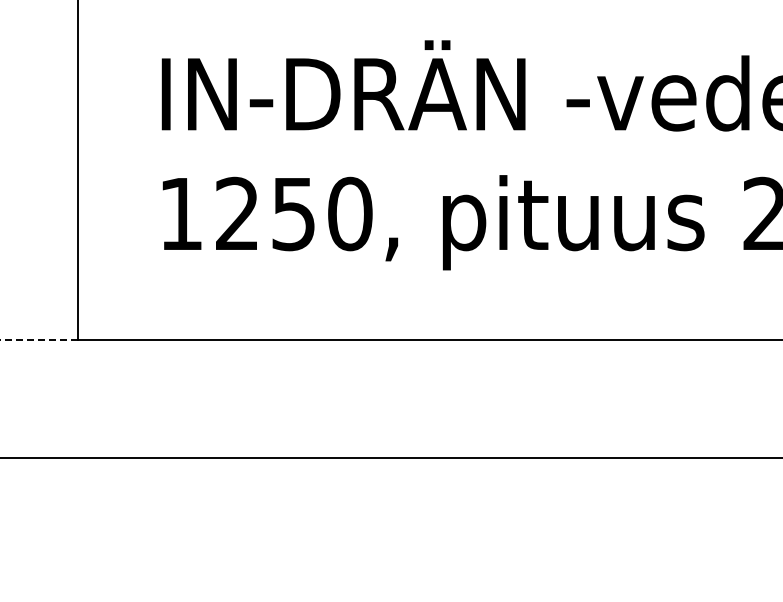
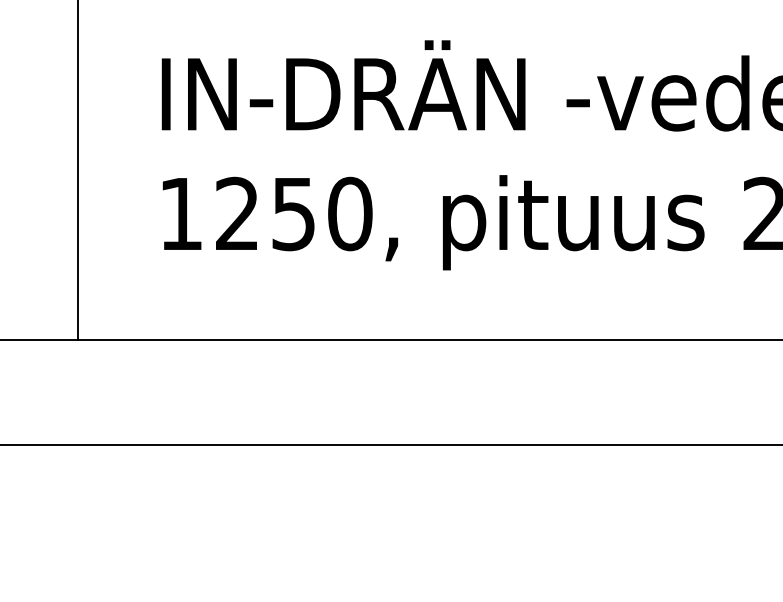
line: dashed -> solid (39, 339)
line position: (390, 457) -> (390, 444) (390, 444)
